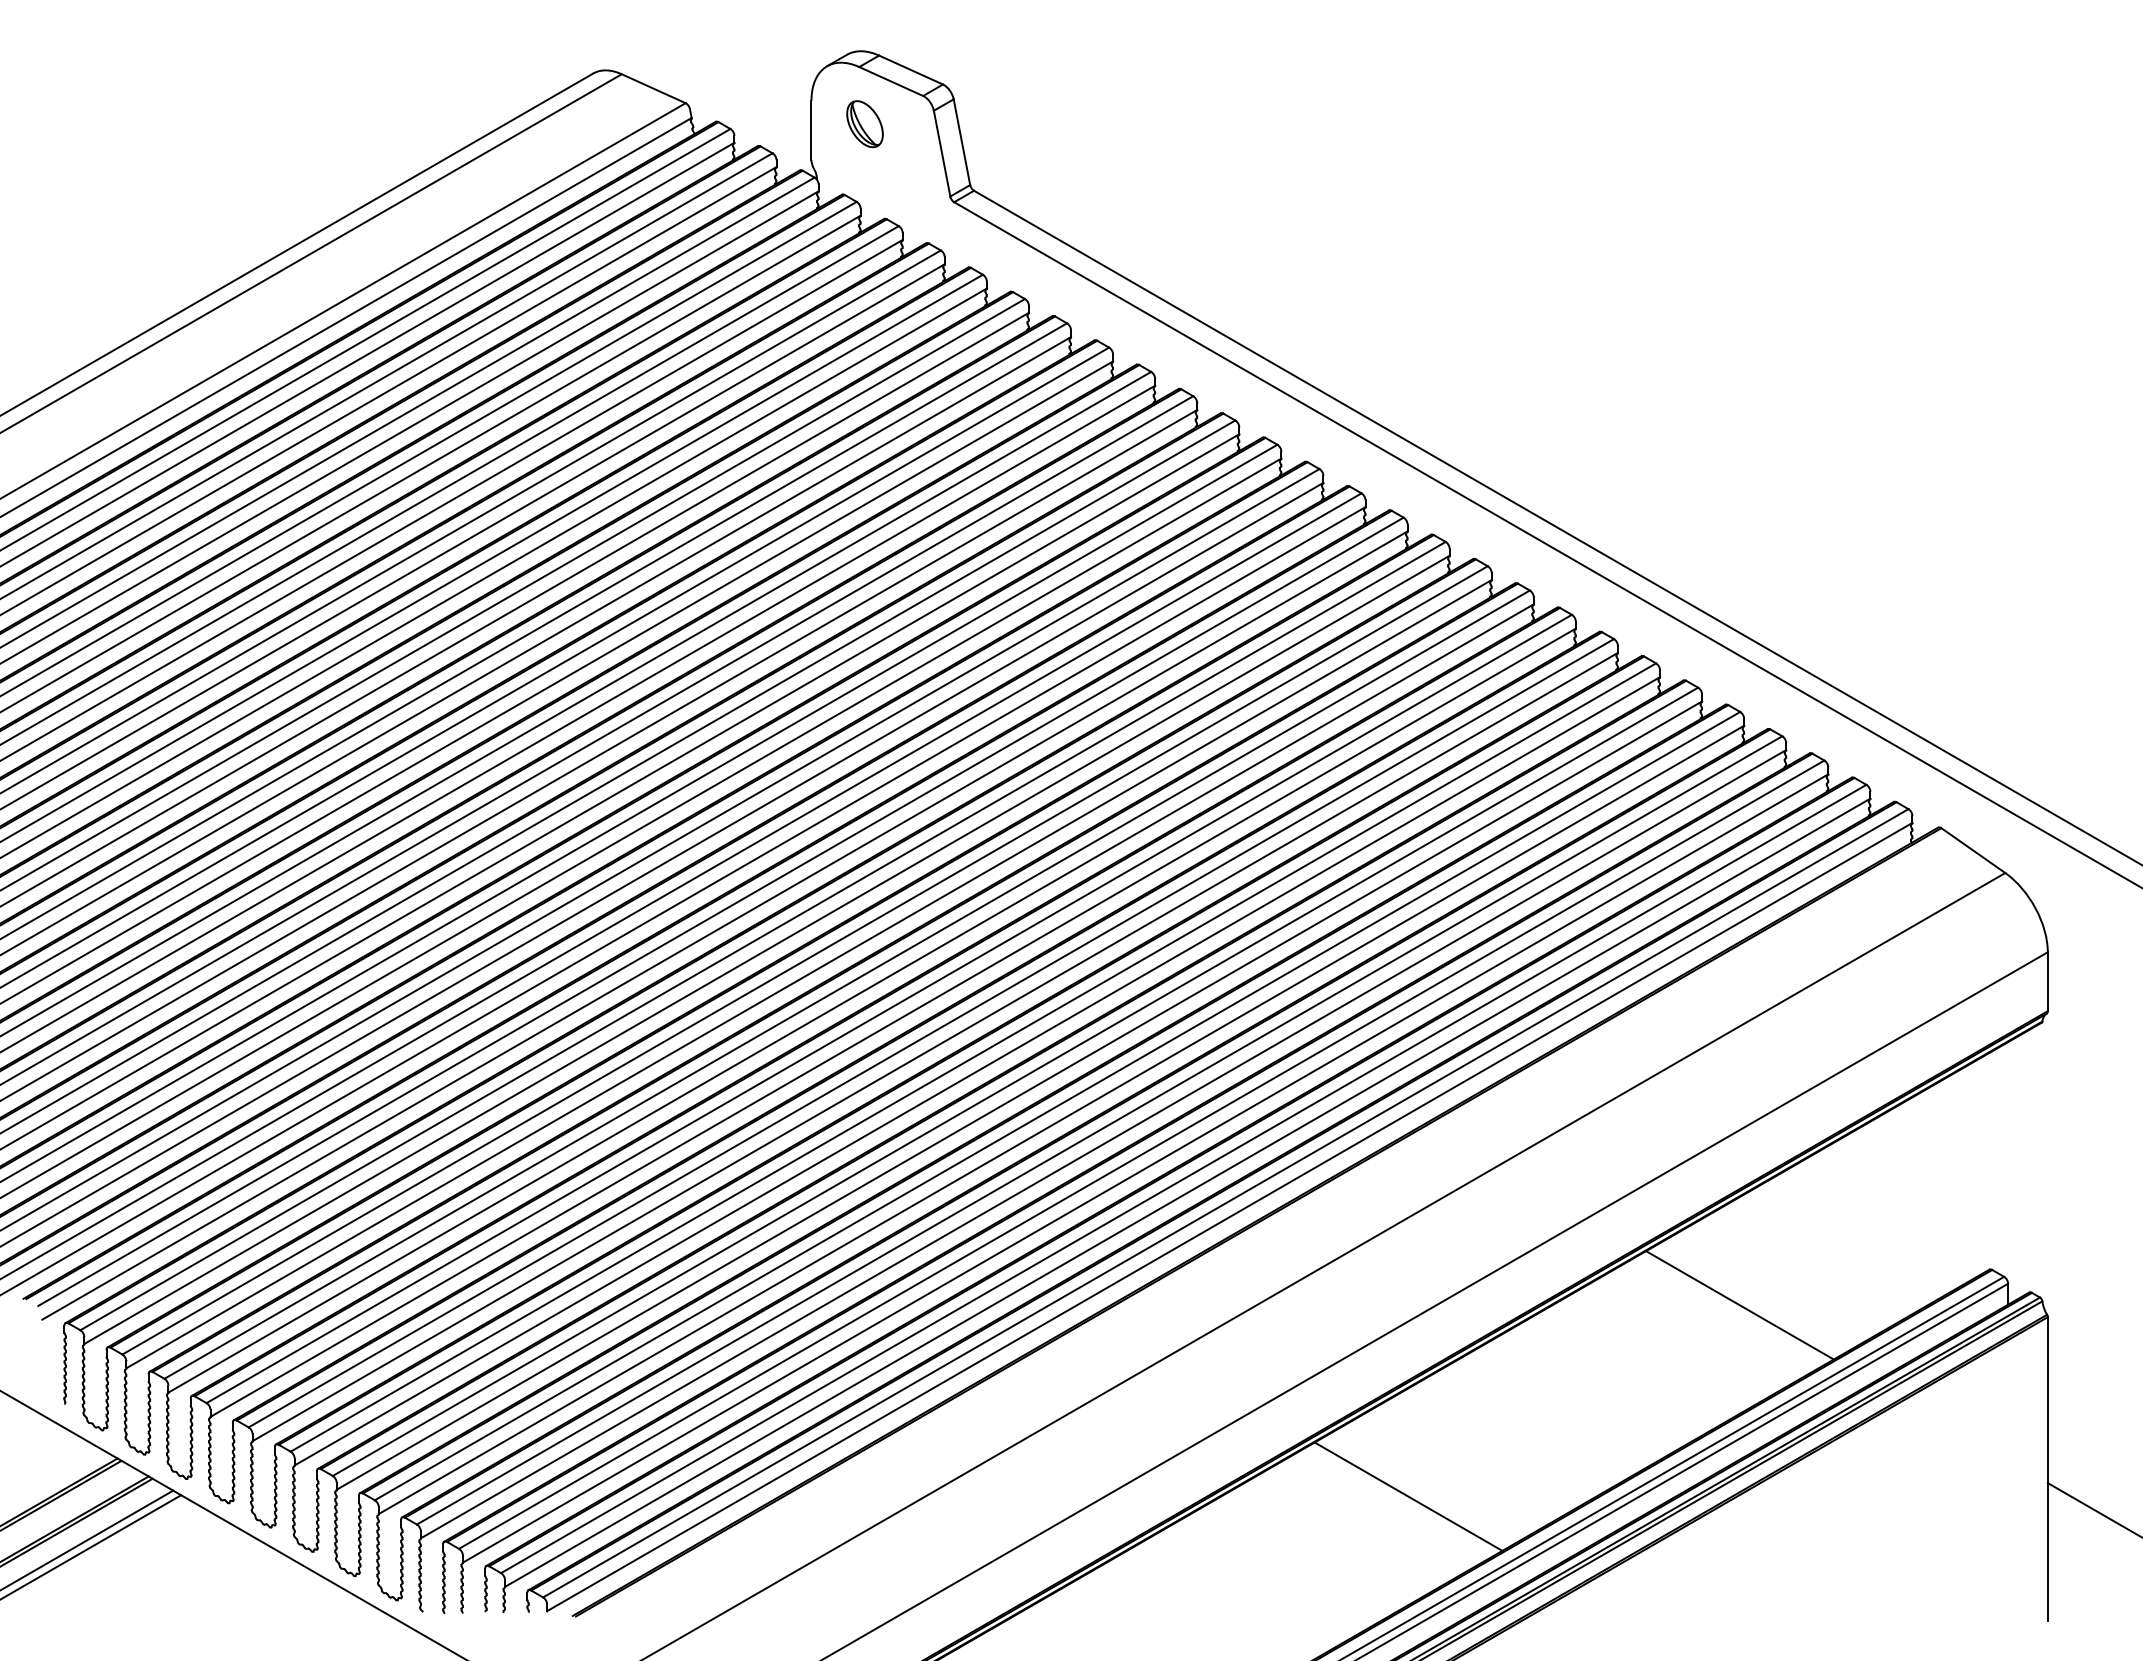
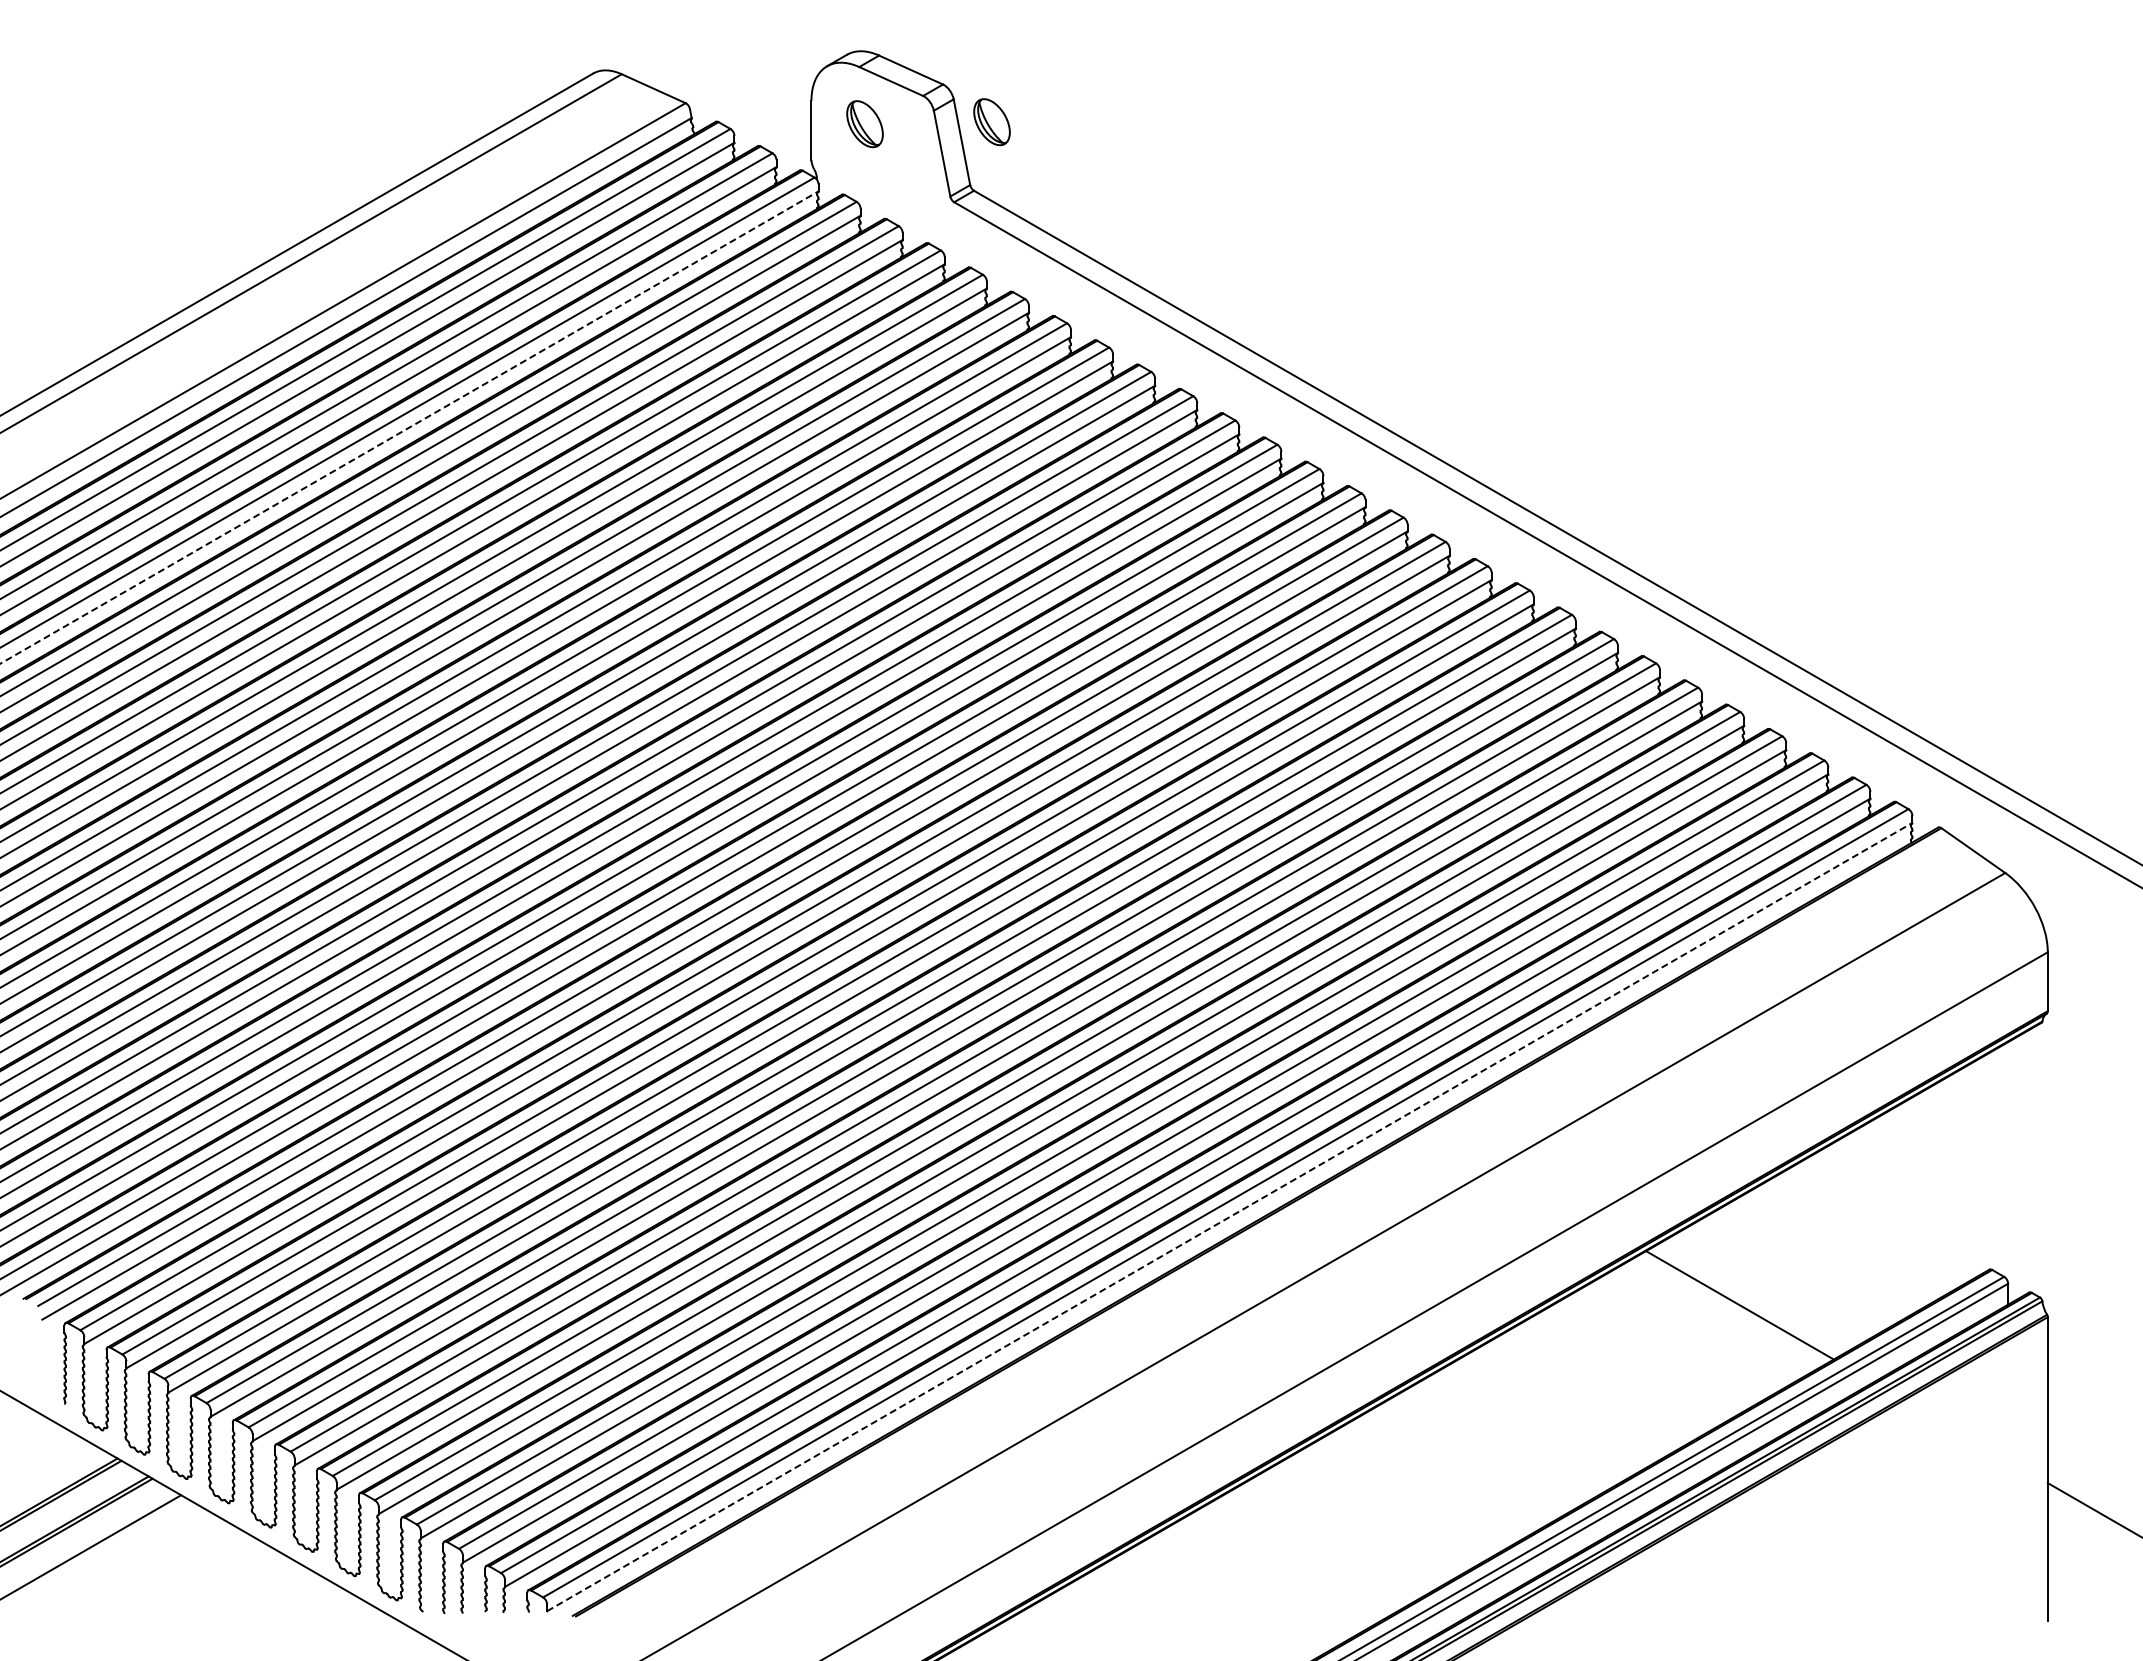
part: none -> present (991, 122)
line: solid -> dashed (409, 427)
line: solid -> dashed (1230, 1216)
line: present -> none (1408, 1496)
line: present -> none (87, 1539)
